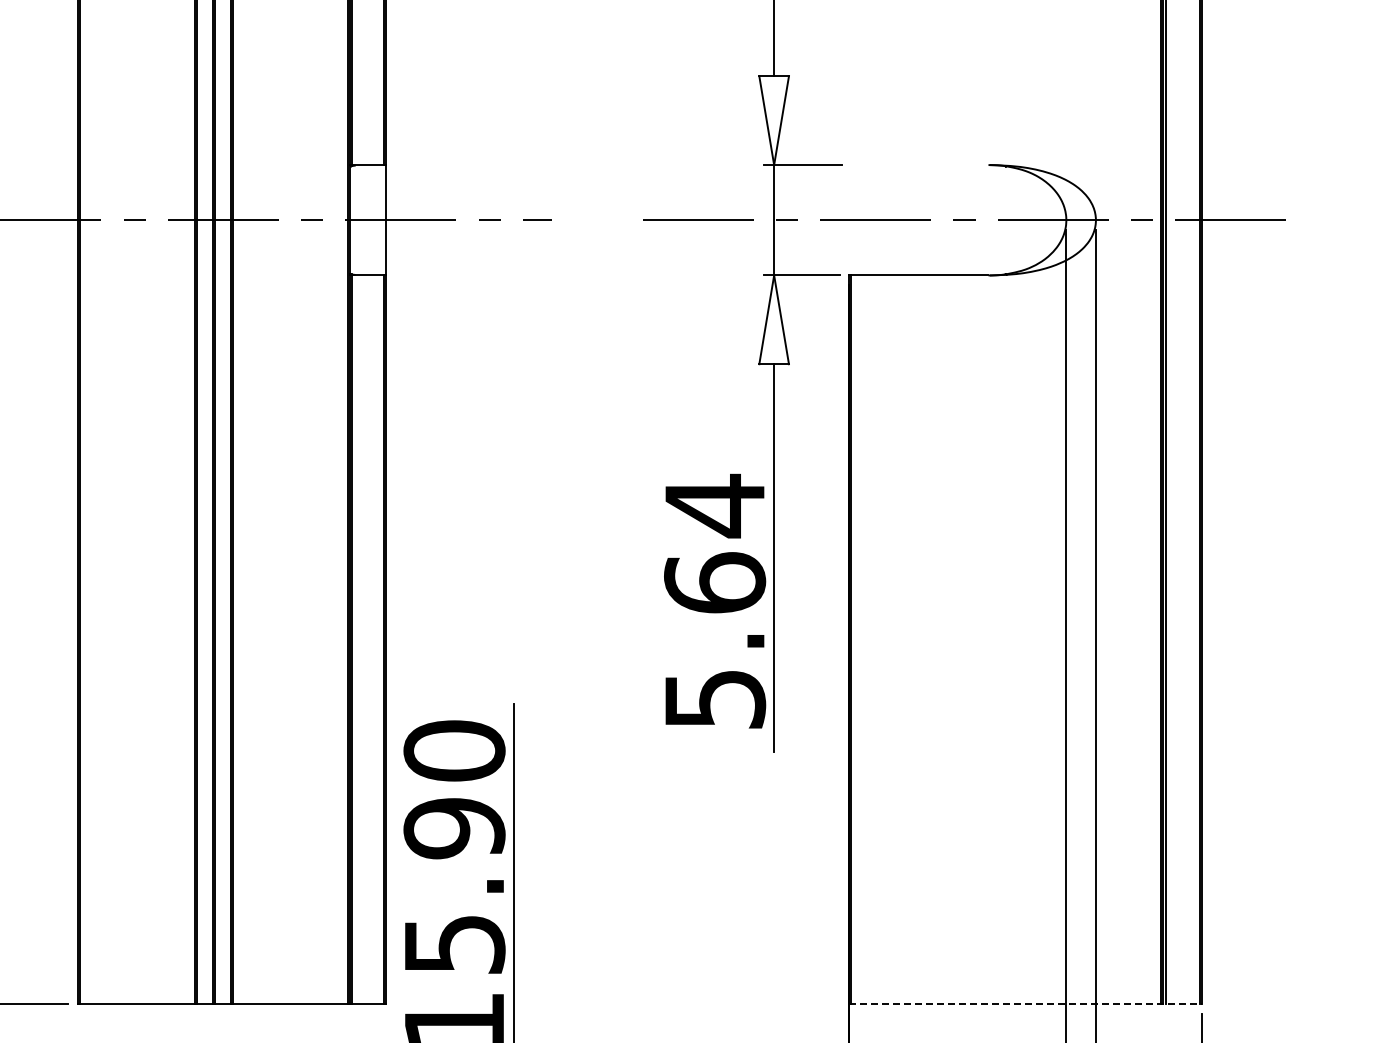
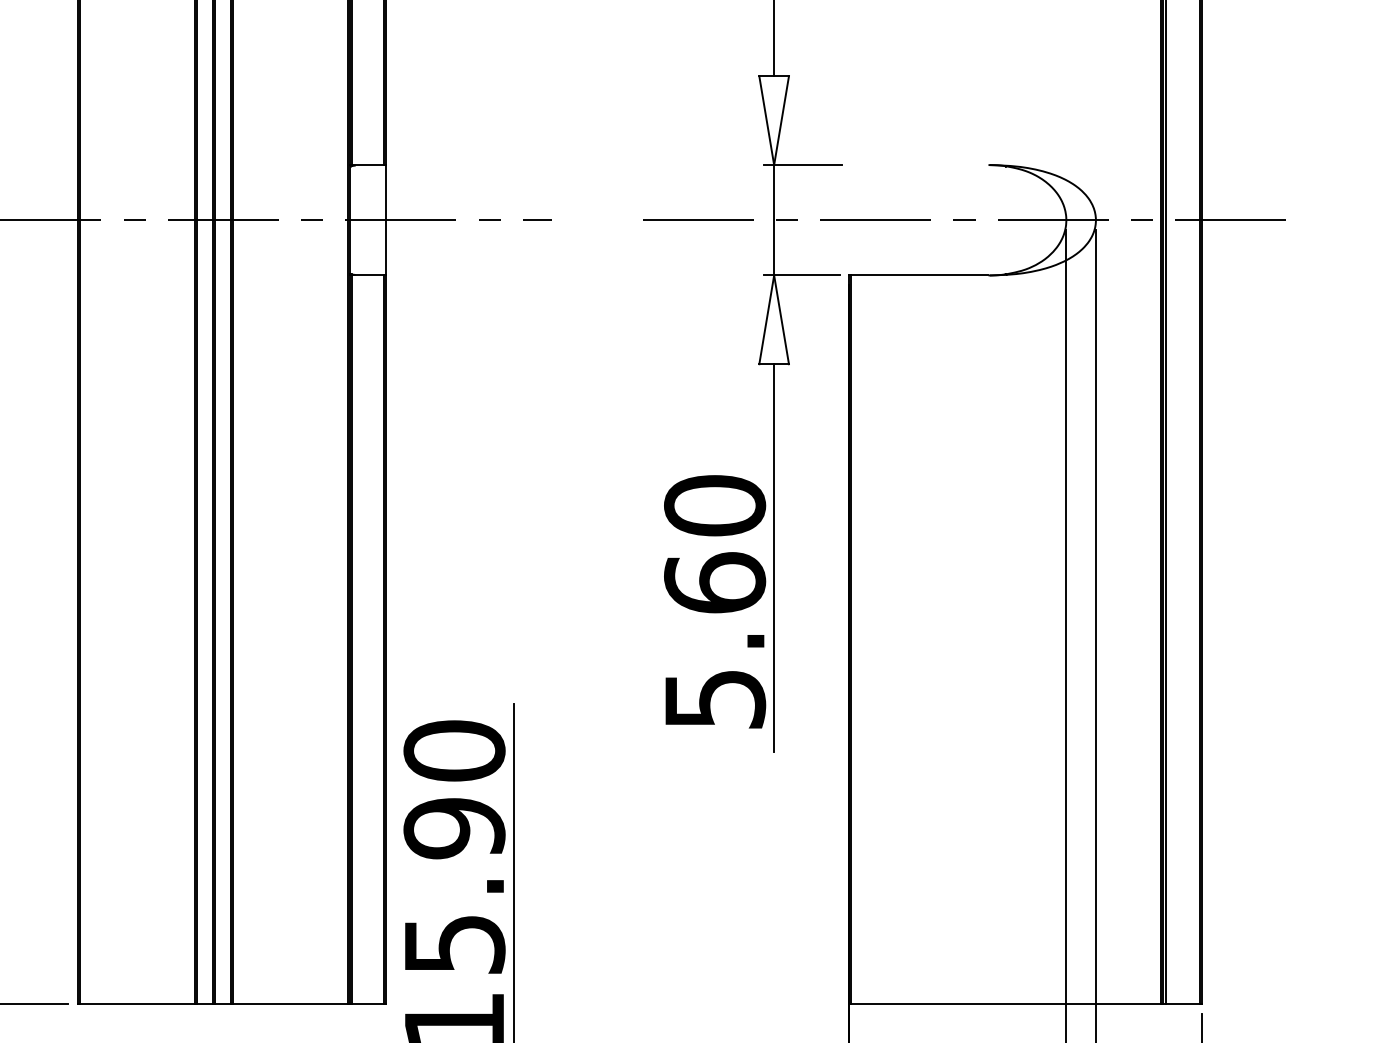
text: 5.64 -> 5.60 (715, 505)
line: dashed -> solid (1026, 1004)
